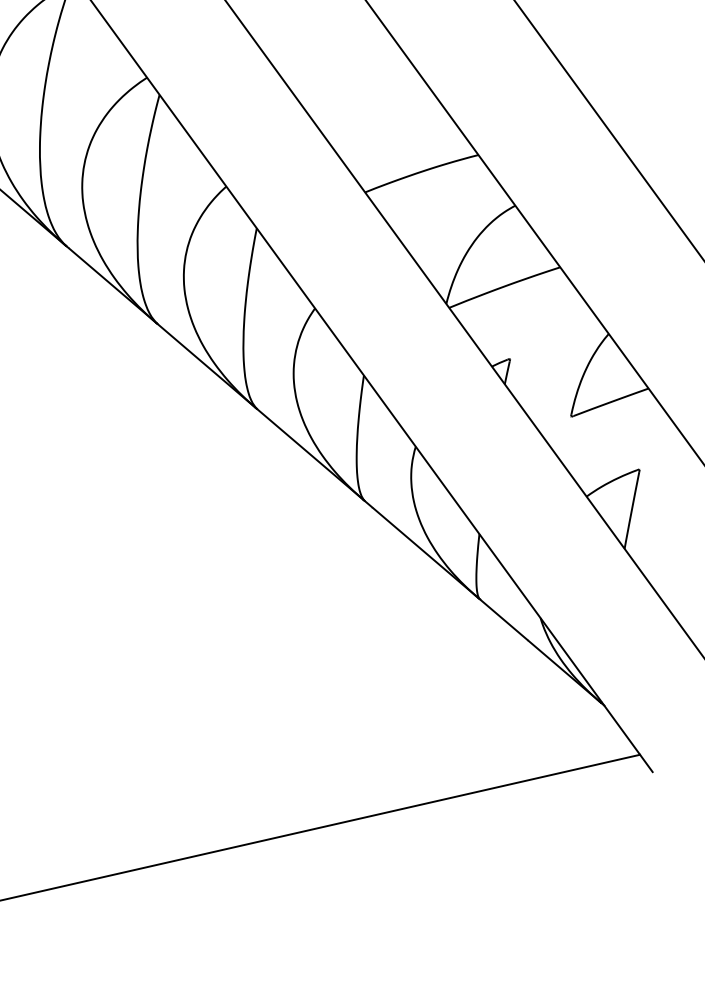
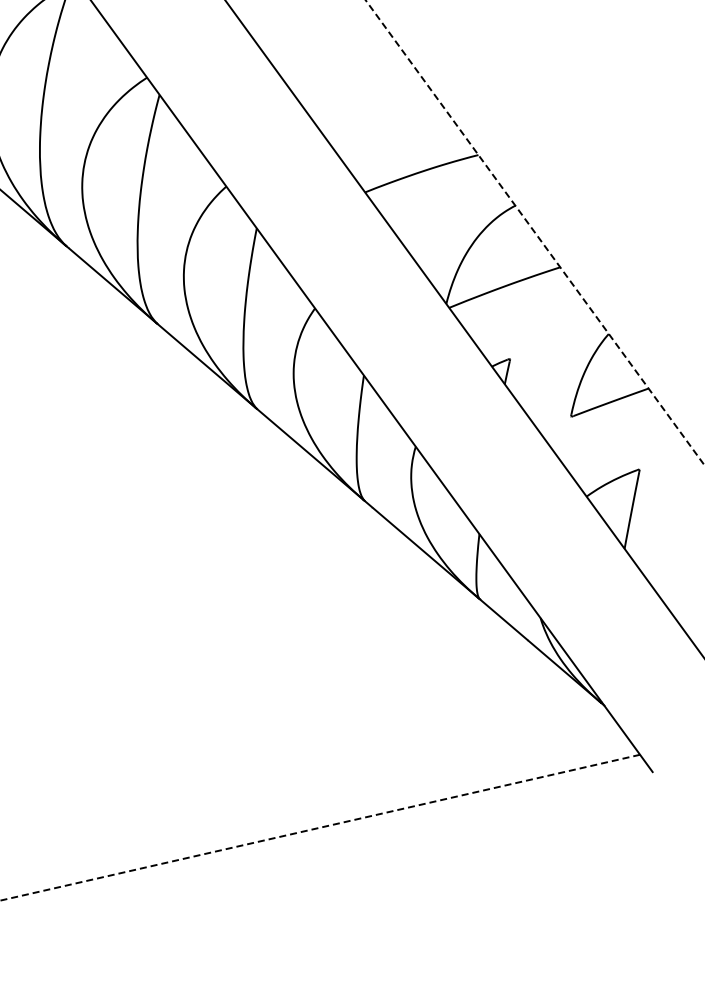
line: present -> none (608, 129)
line: solid -> dashed (535, 233)
line: solid -> dashed (320, 827)
